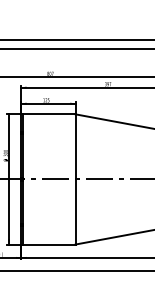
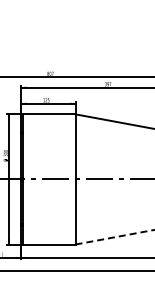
line: present -> none (76, 40)
line: present -> none (76, 49)
line: solid -> dashed (115, 237)
